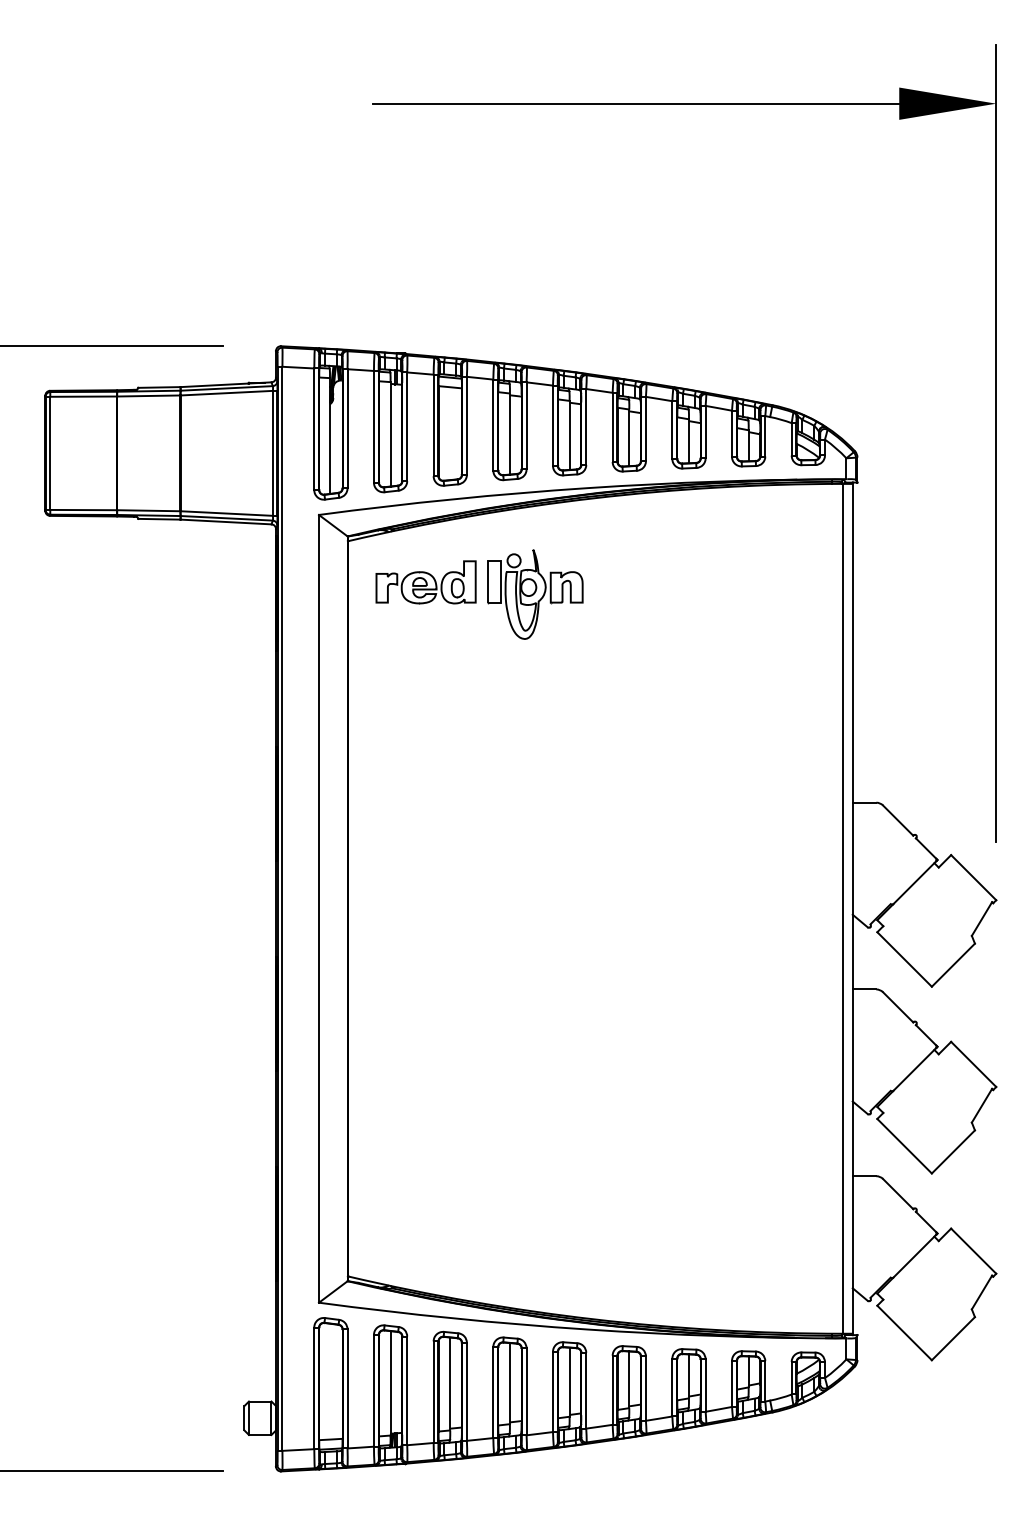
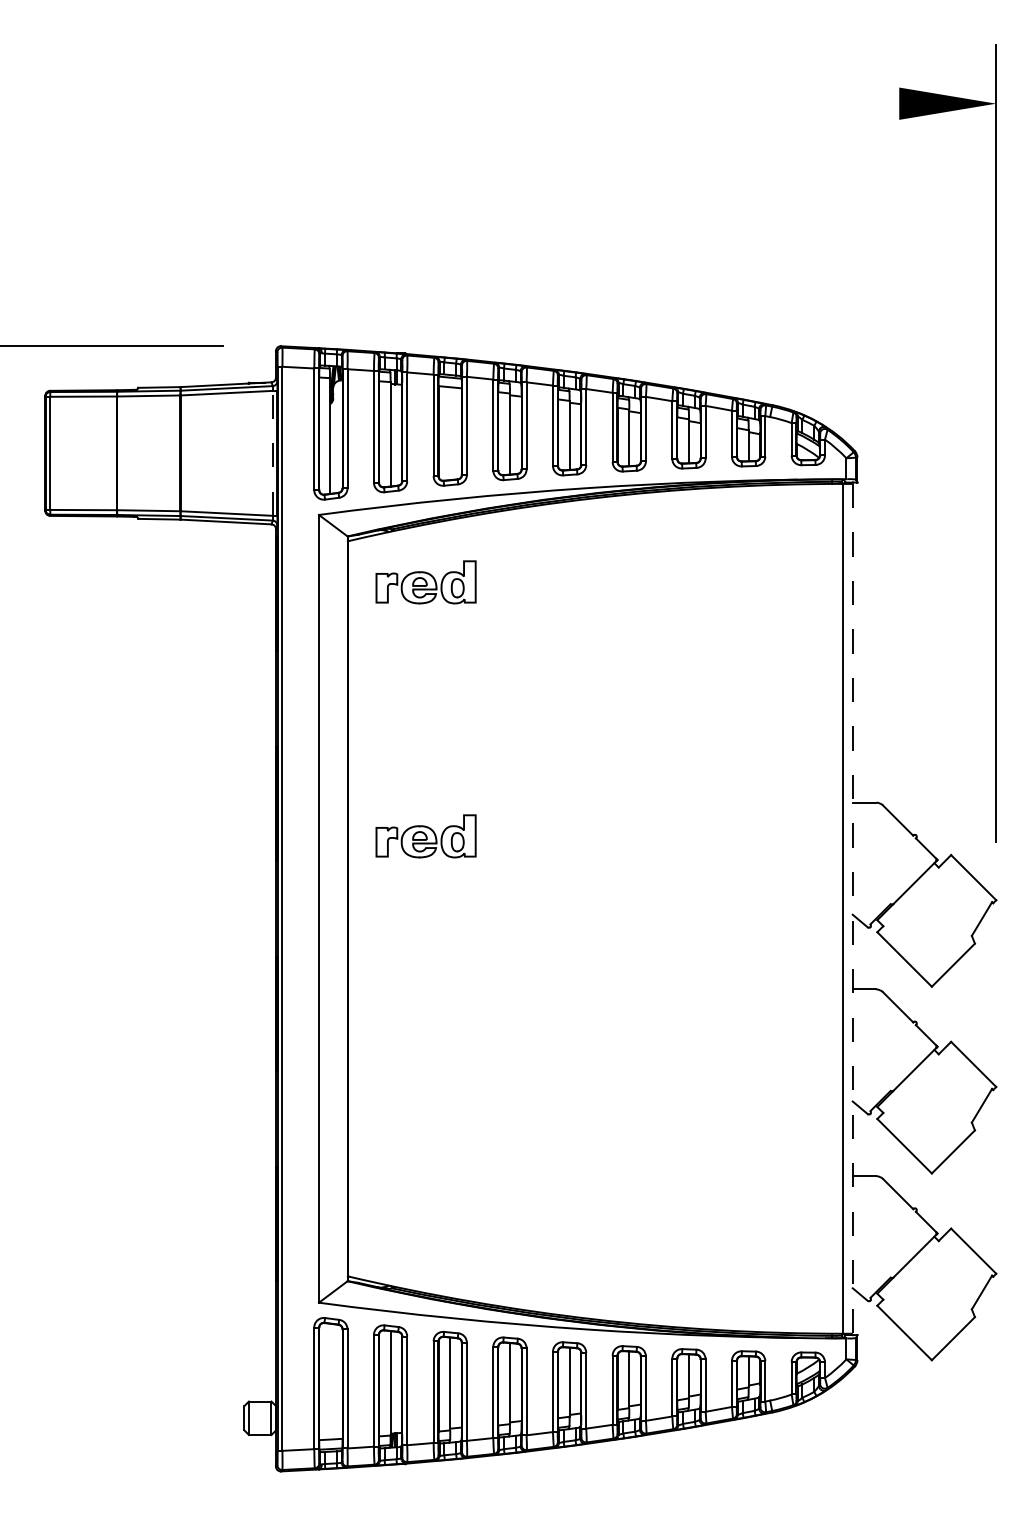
line: present -> none (636, 103)
line: solid -> dashed (272, 452)
part: present -> none (535, 594)
part: none -> present (425, 836)
line: solid -> dashed (852, 908)
line: present -> none (112, 1471)
